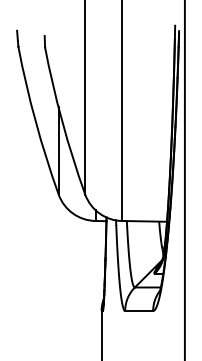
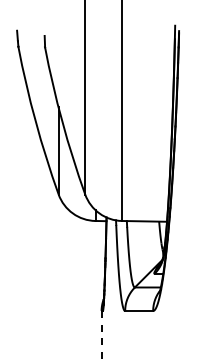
line: present -> none (184, 179)
line: solid -> dashed (101, 335)
